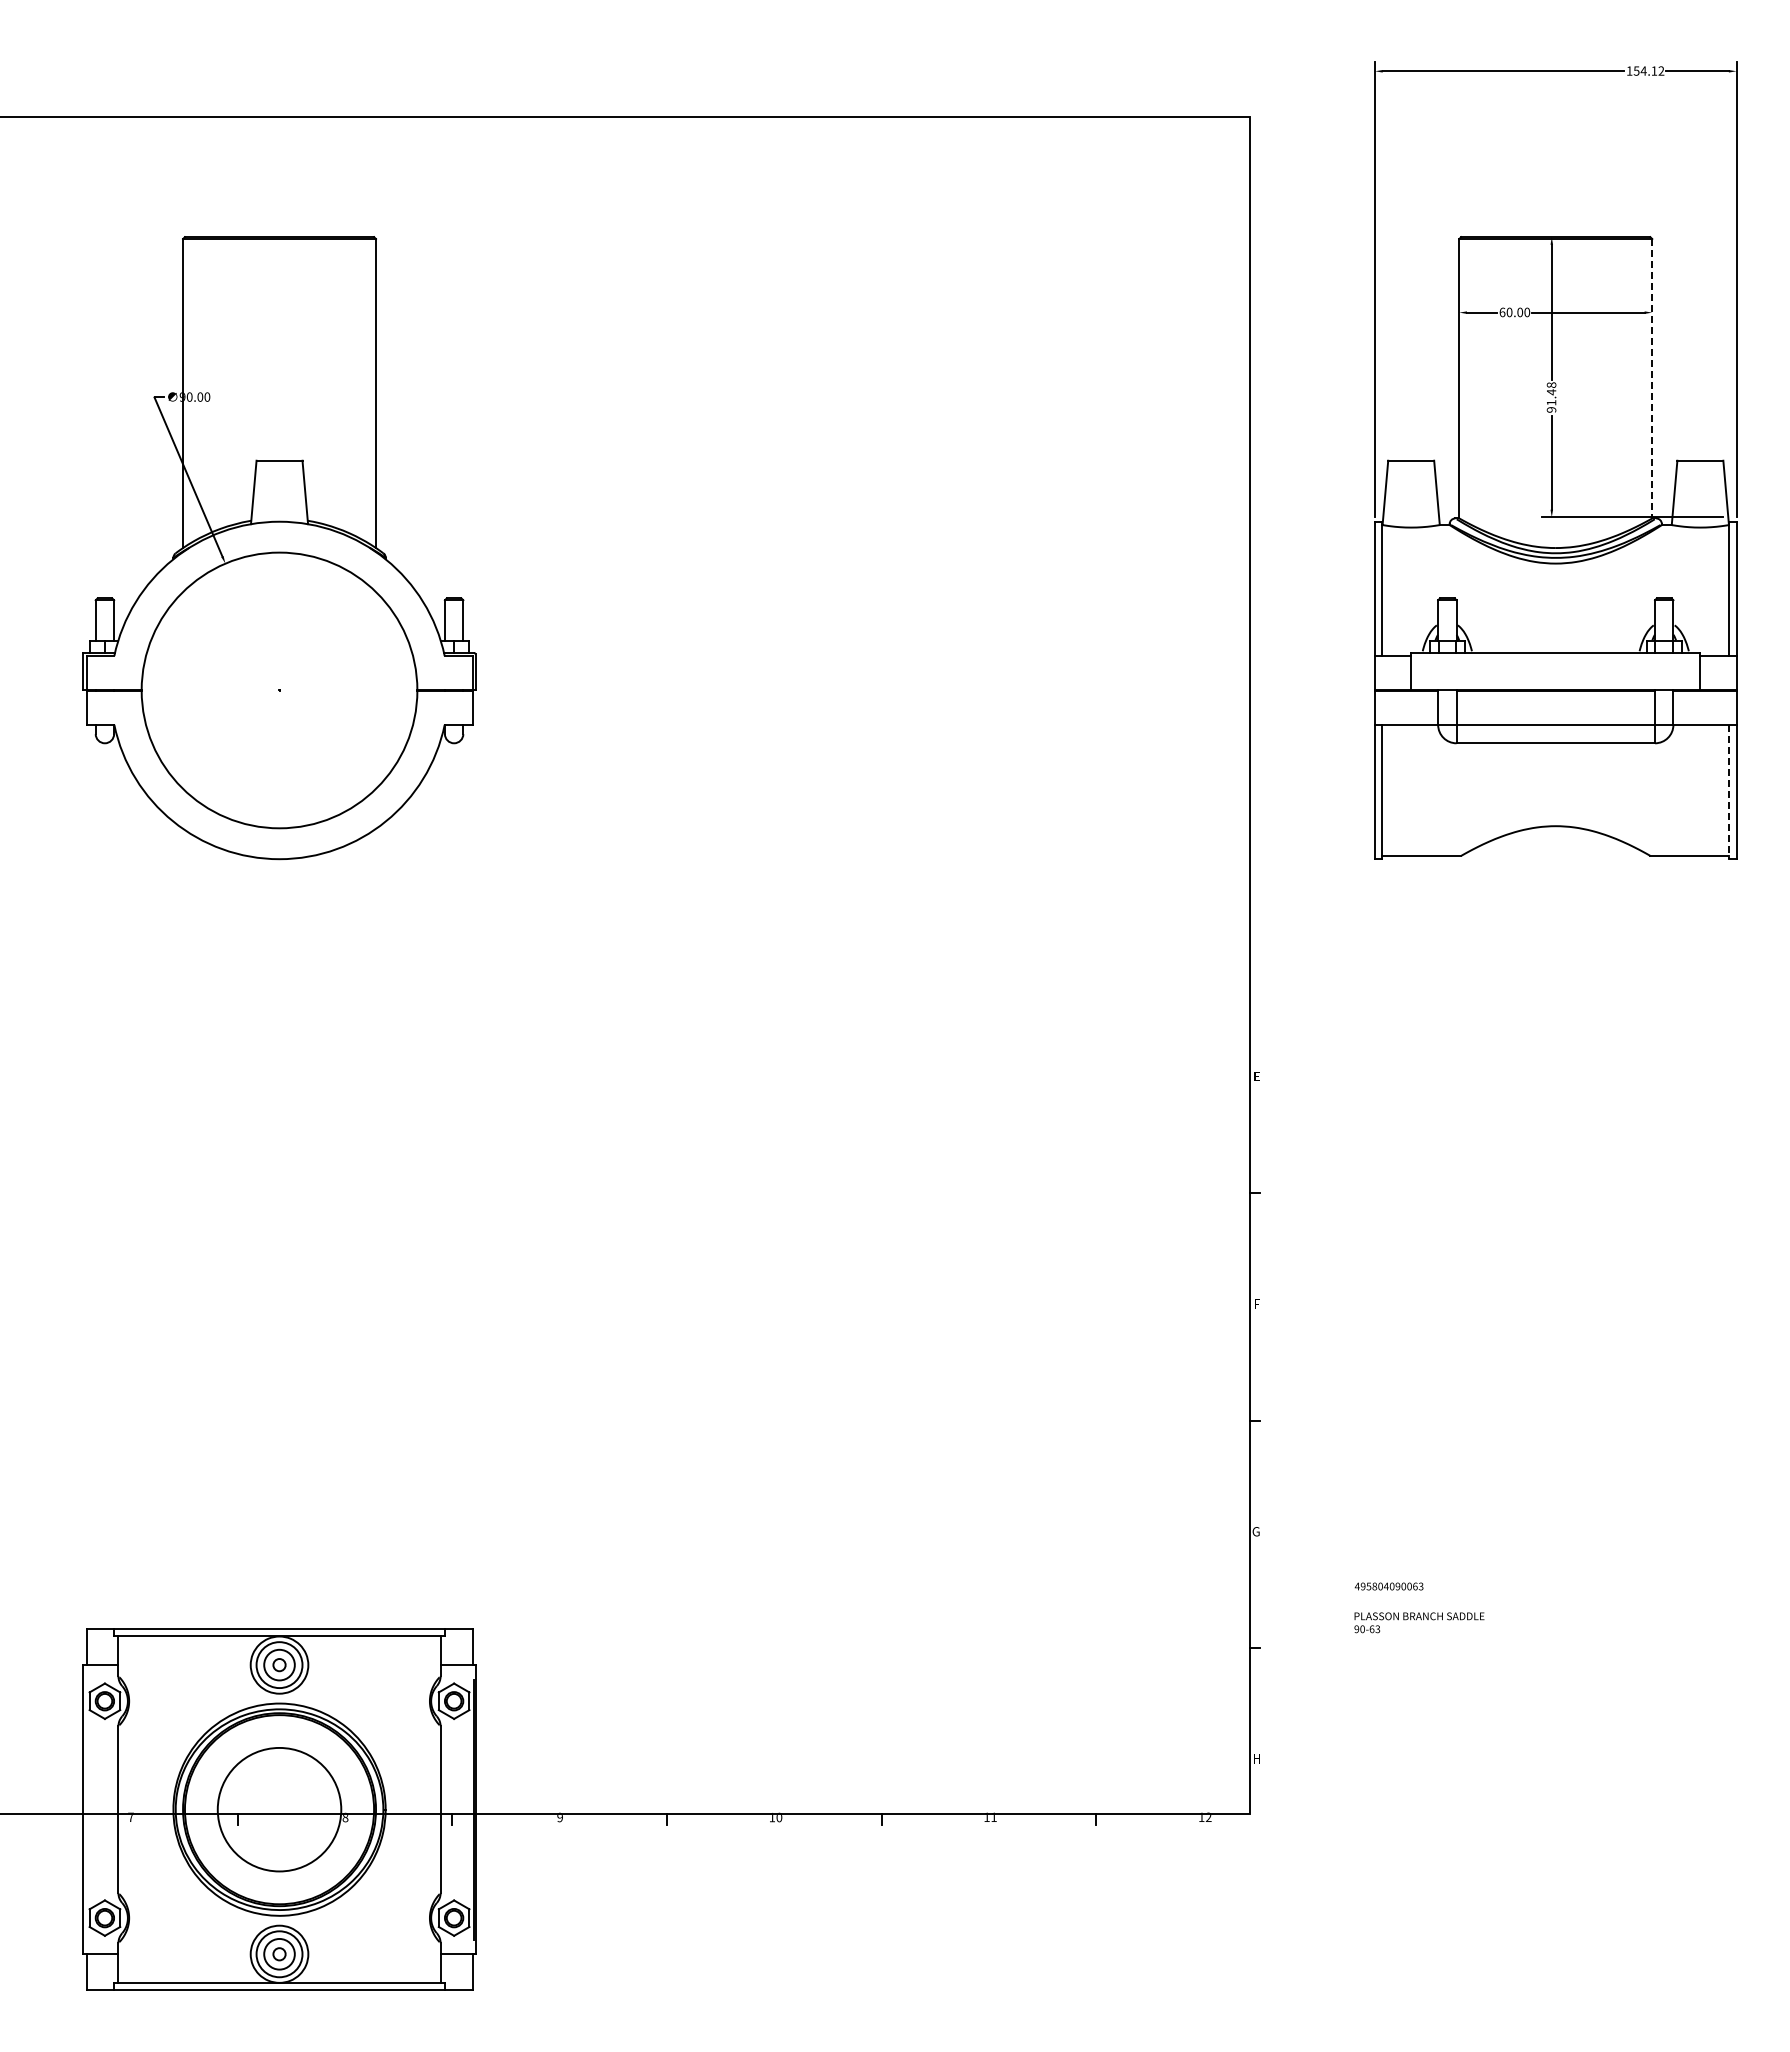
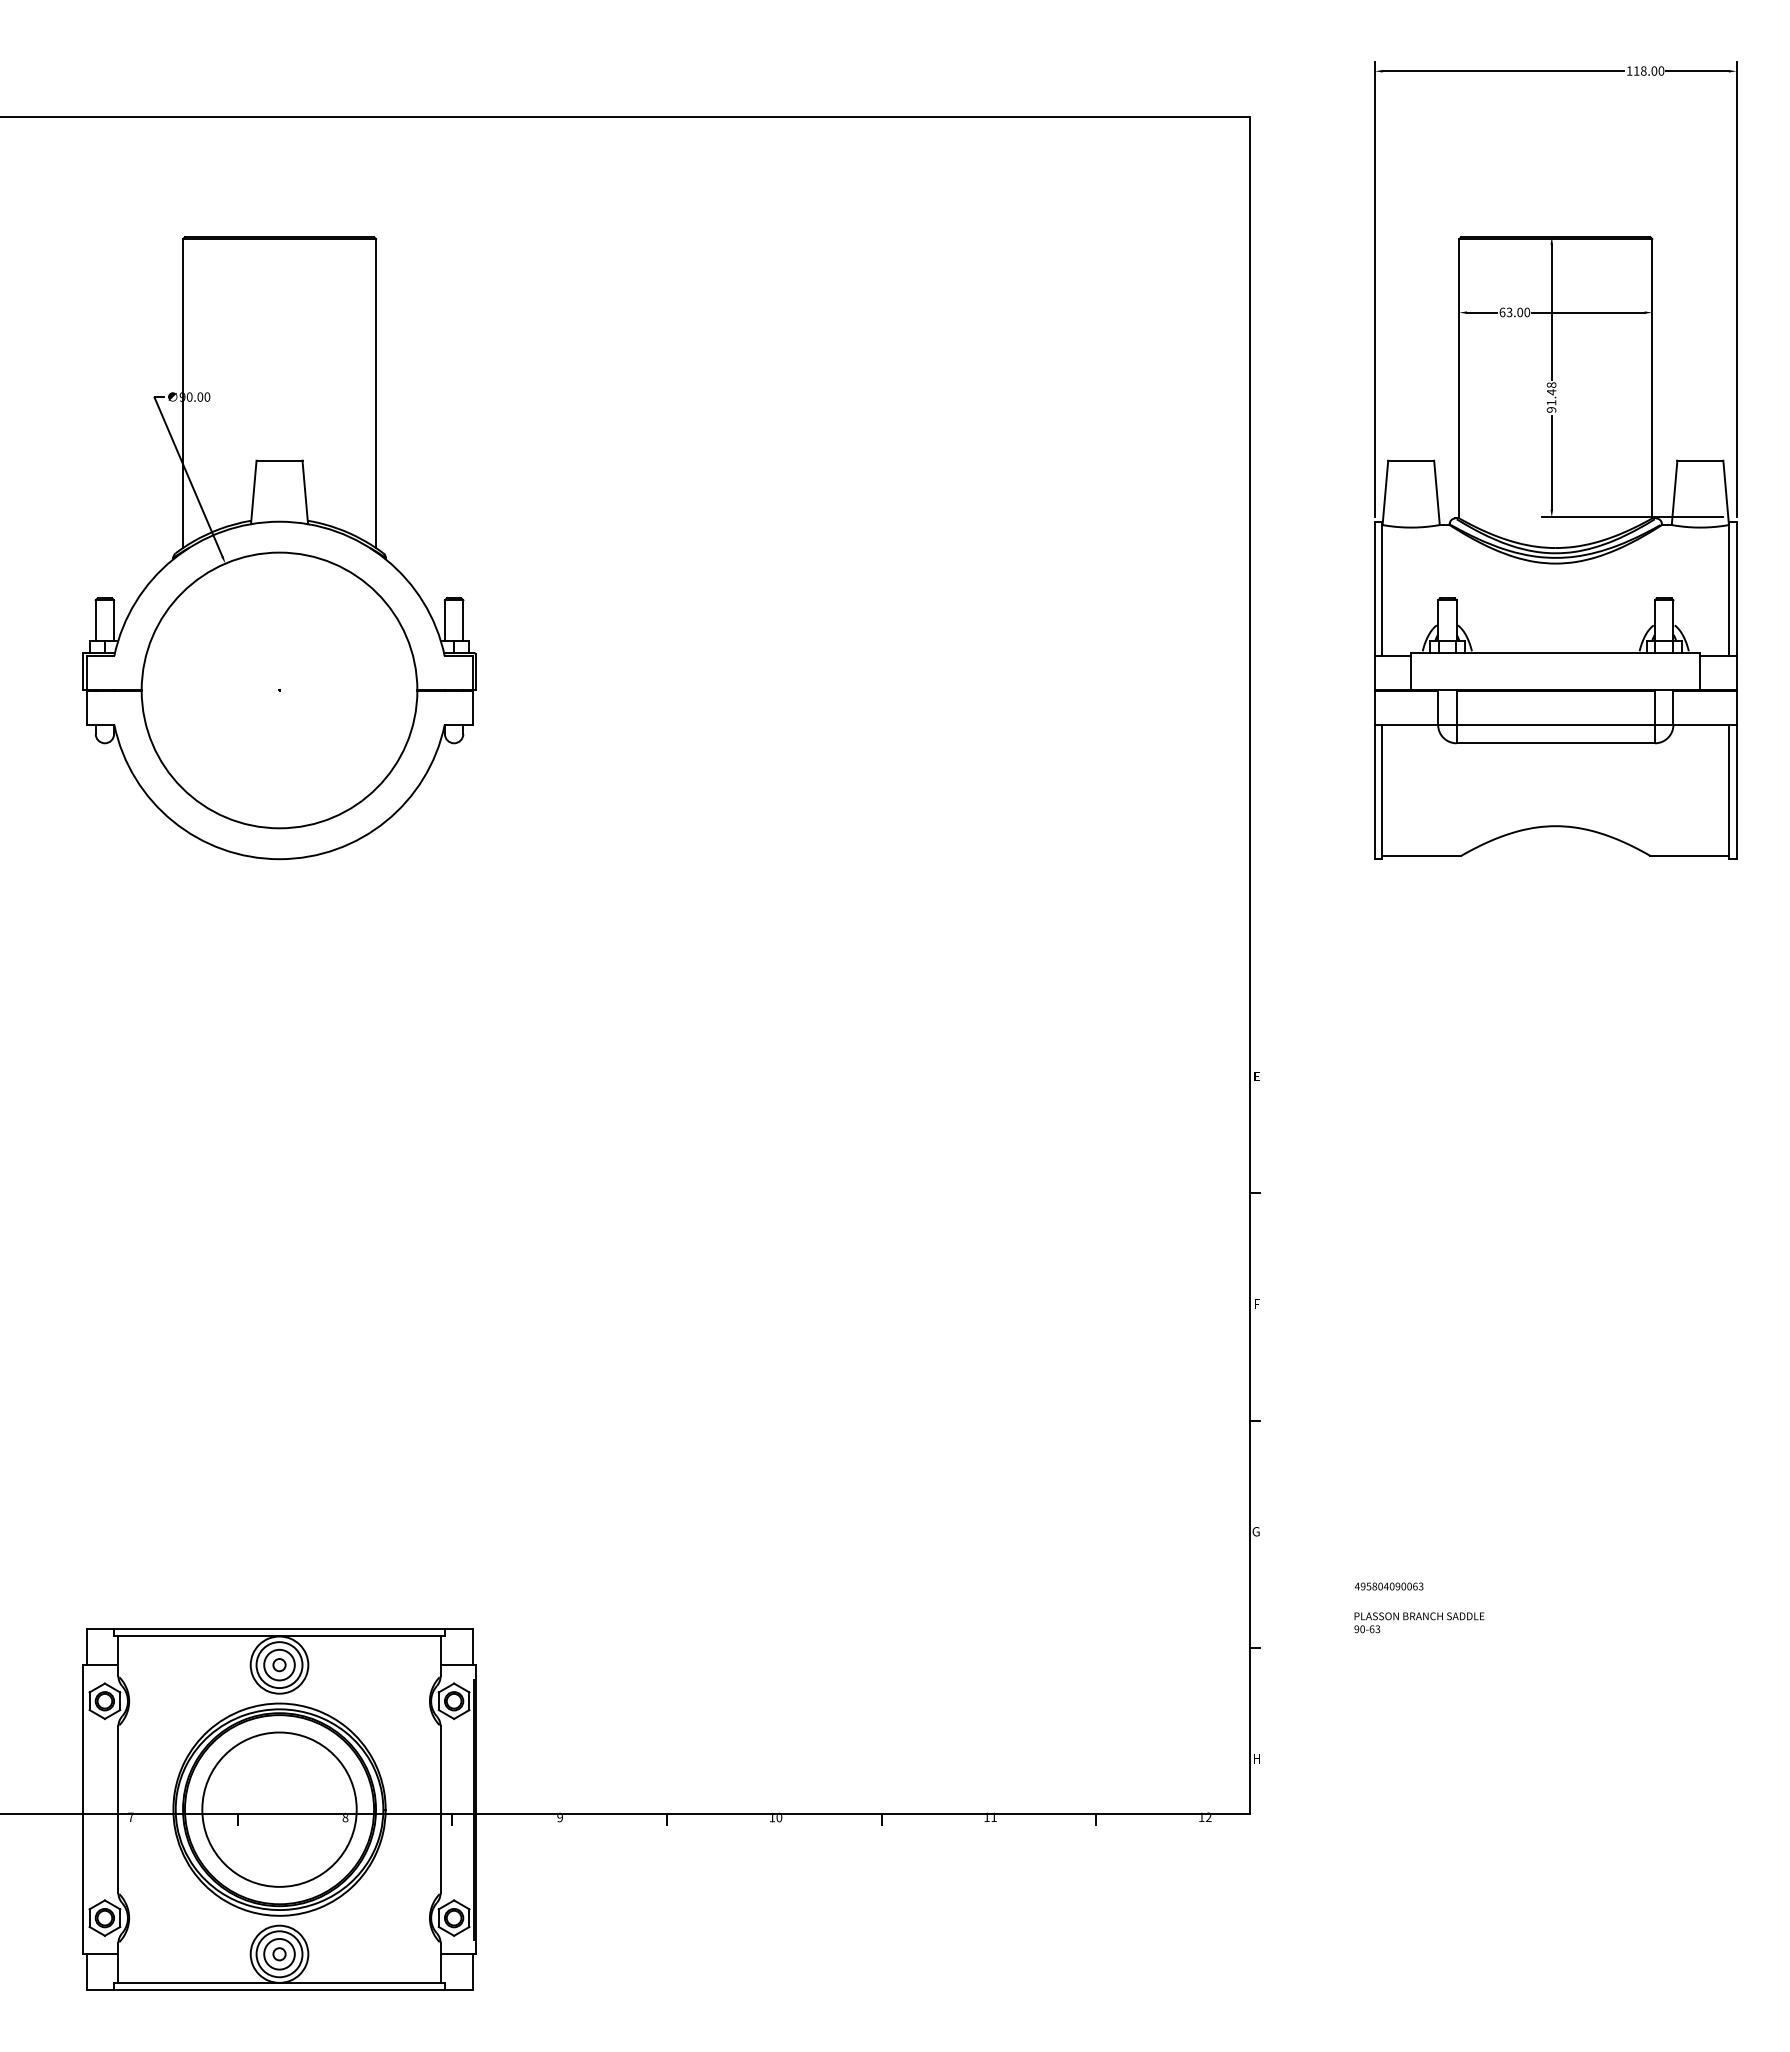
text: 154.12 -> 118.00 (1648, 70)
text: 60.00 -> 63.00 (1509, 312)
line: dashed -> solid (1652, 378)
line: dashed -> solid (1729, 792)
circle diameter: 124 px -> 154 px (279, 1809)
